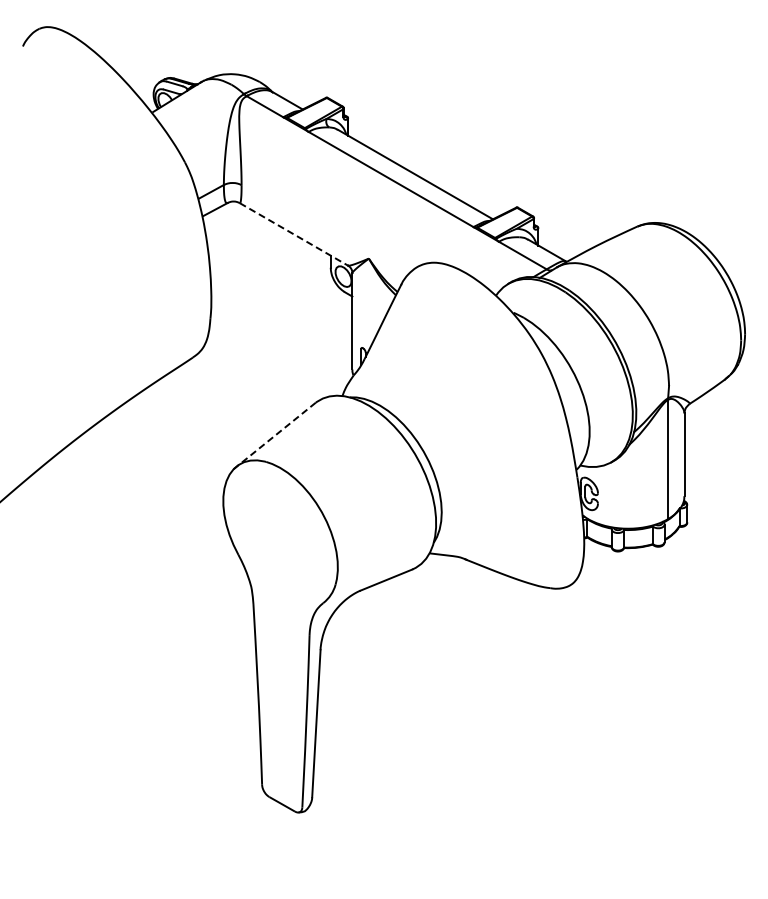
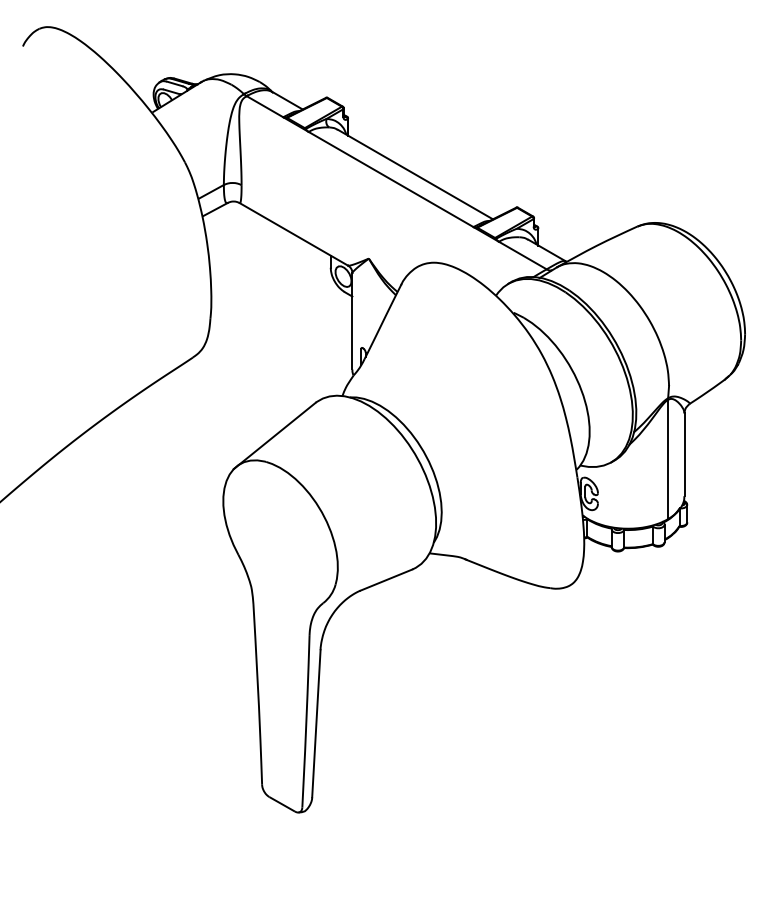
line: dashed -> solid (293, 234)
line: dashed -> solid (274, 435)
